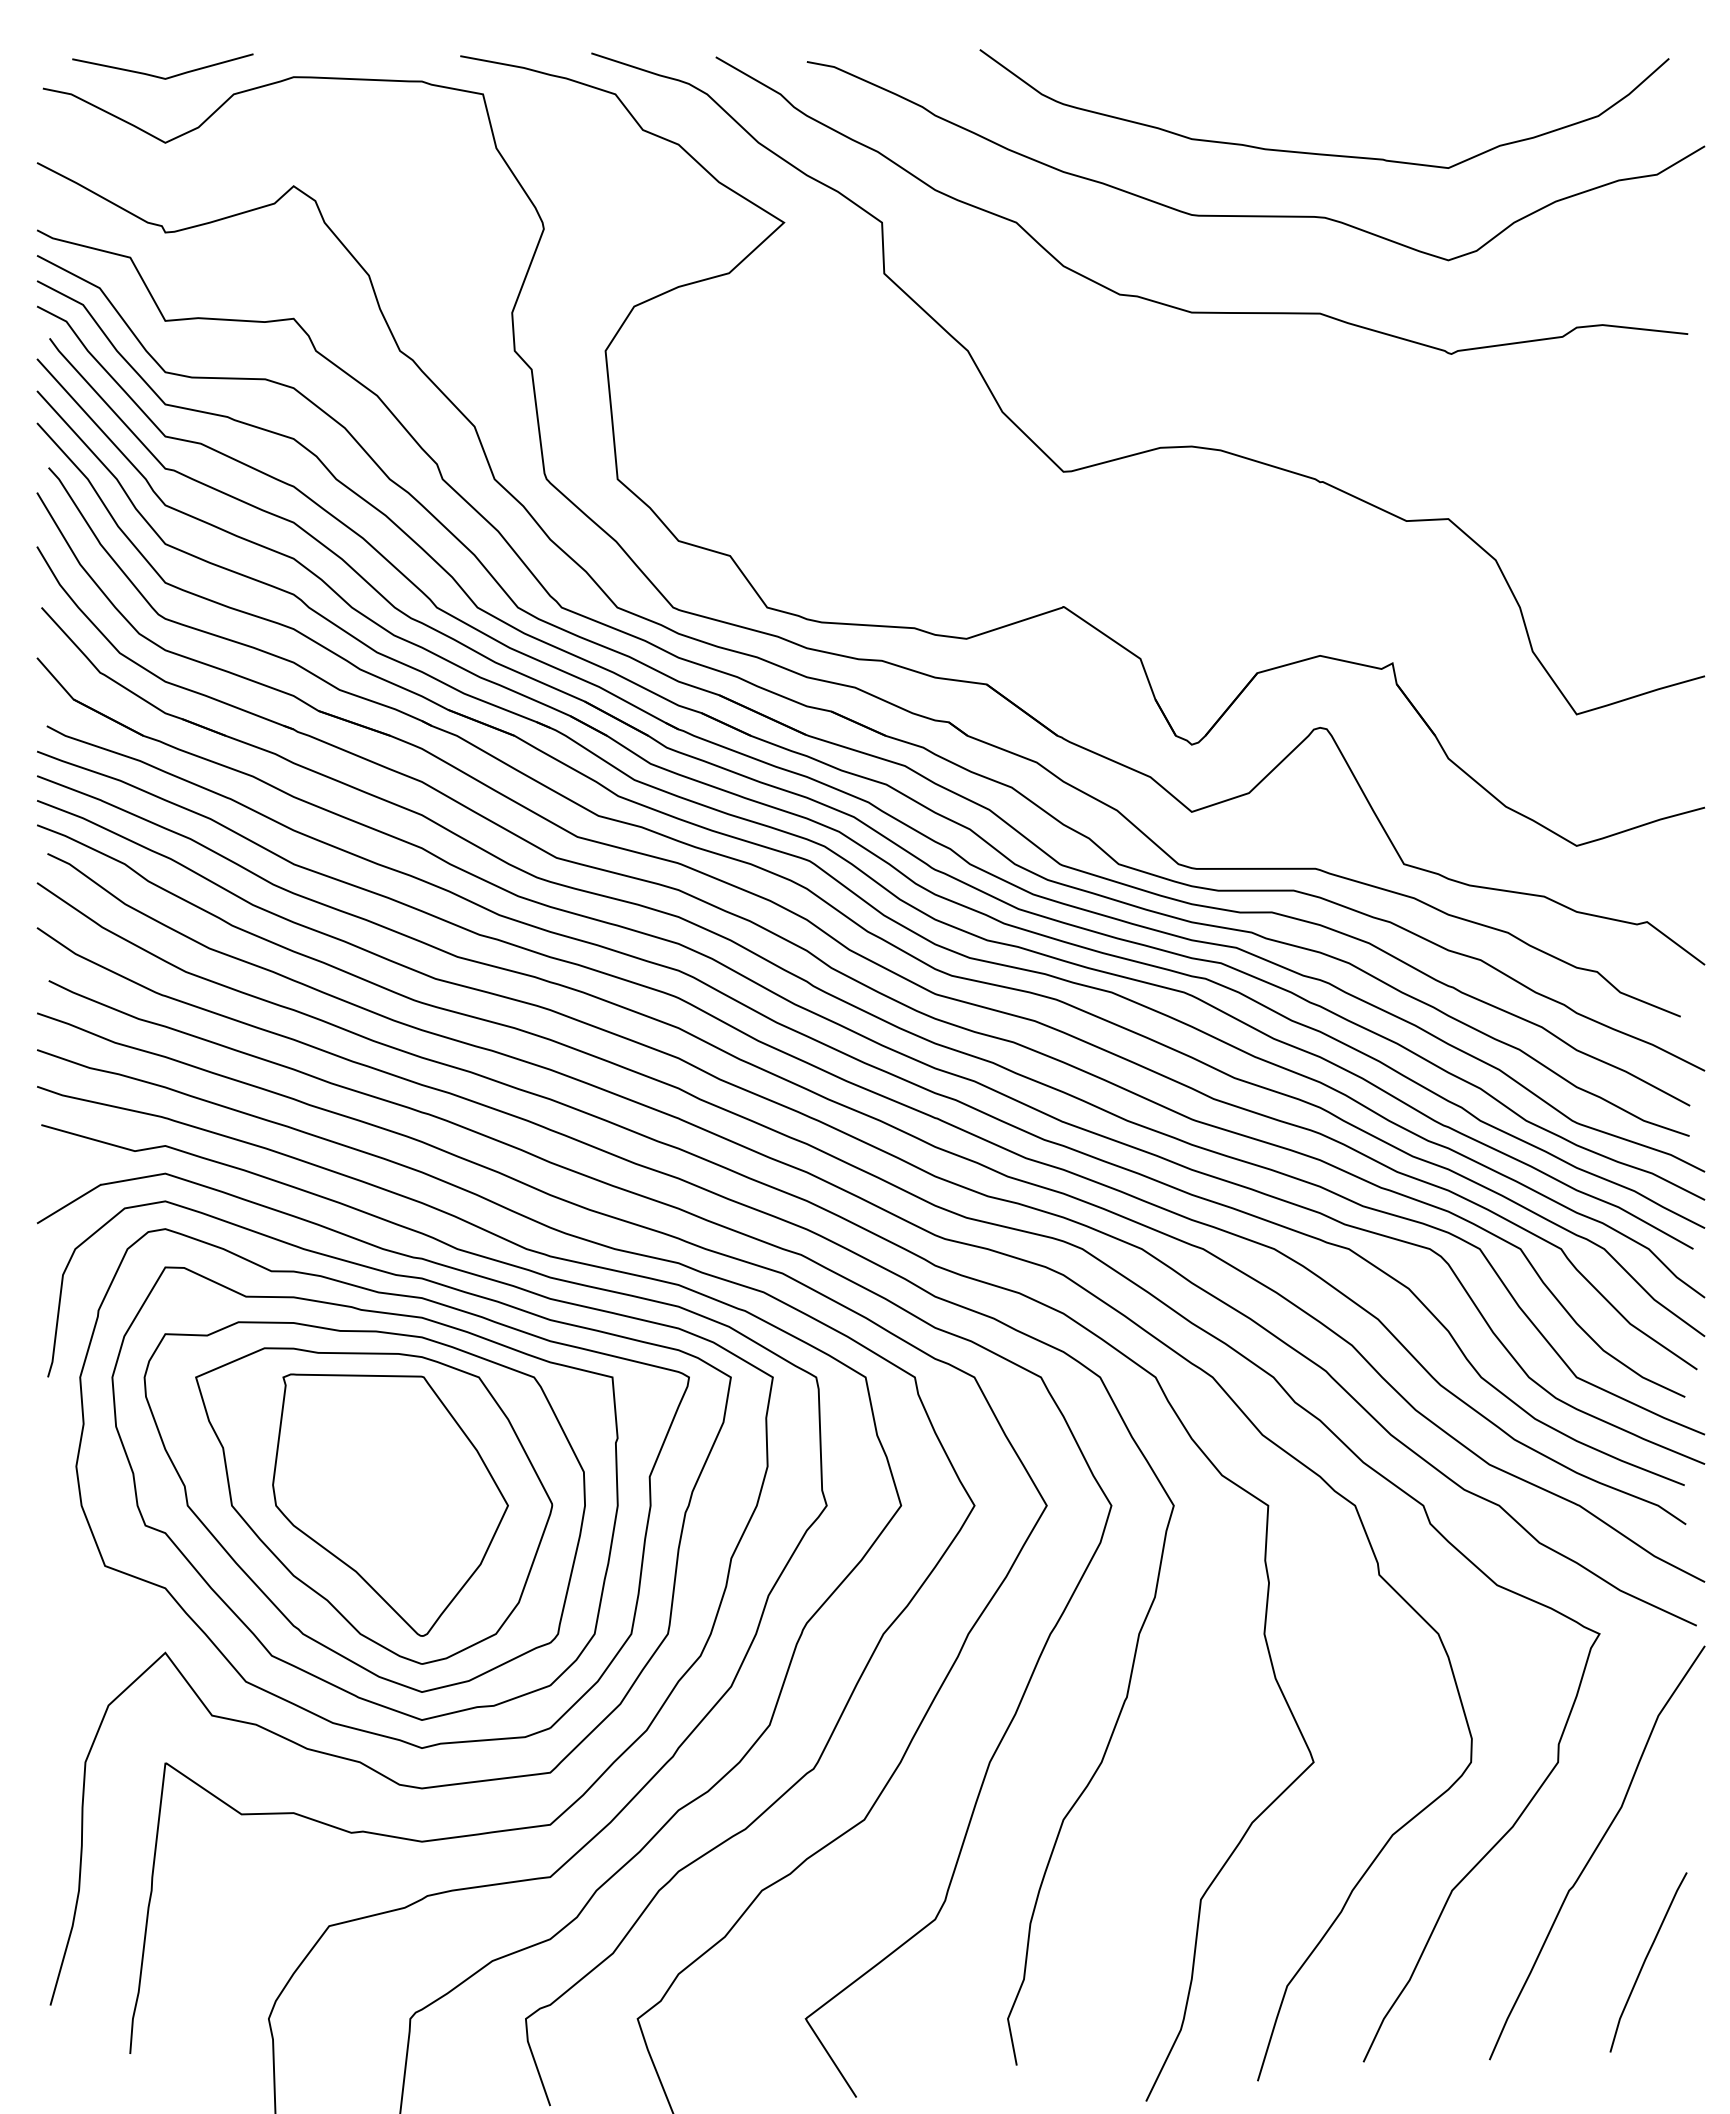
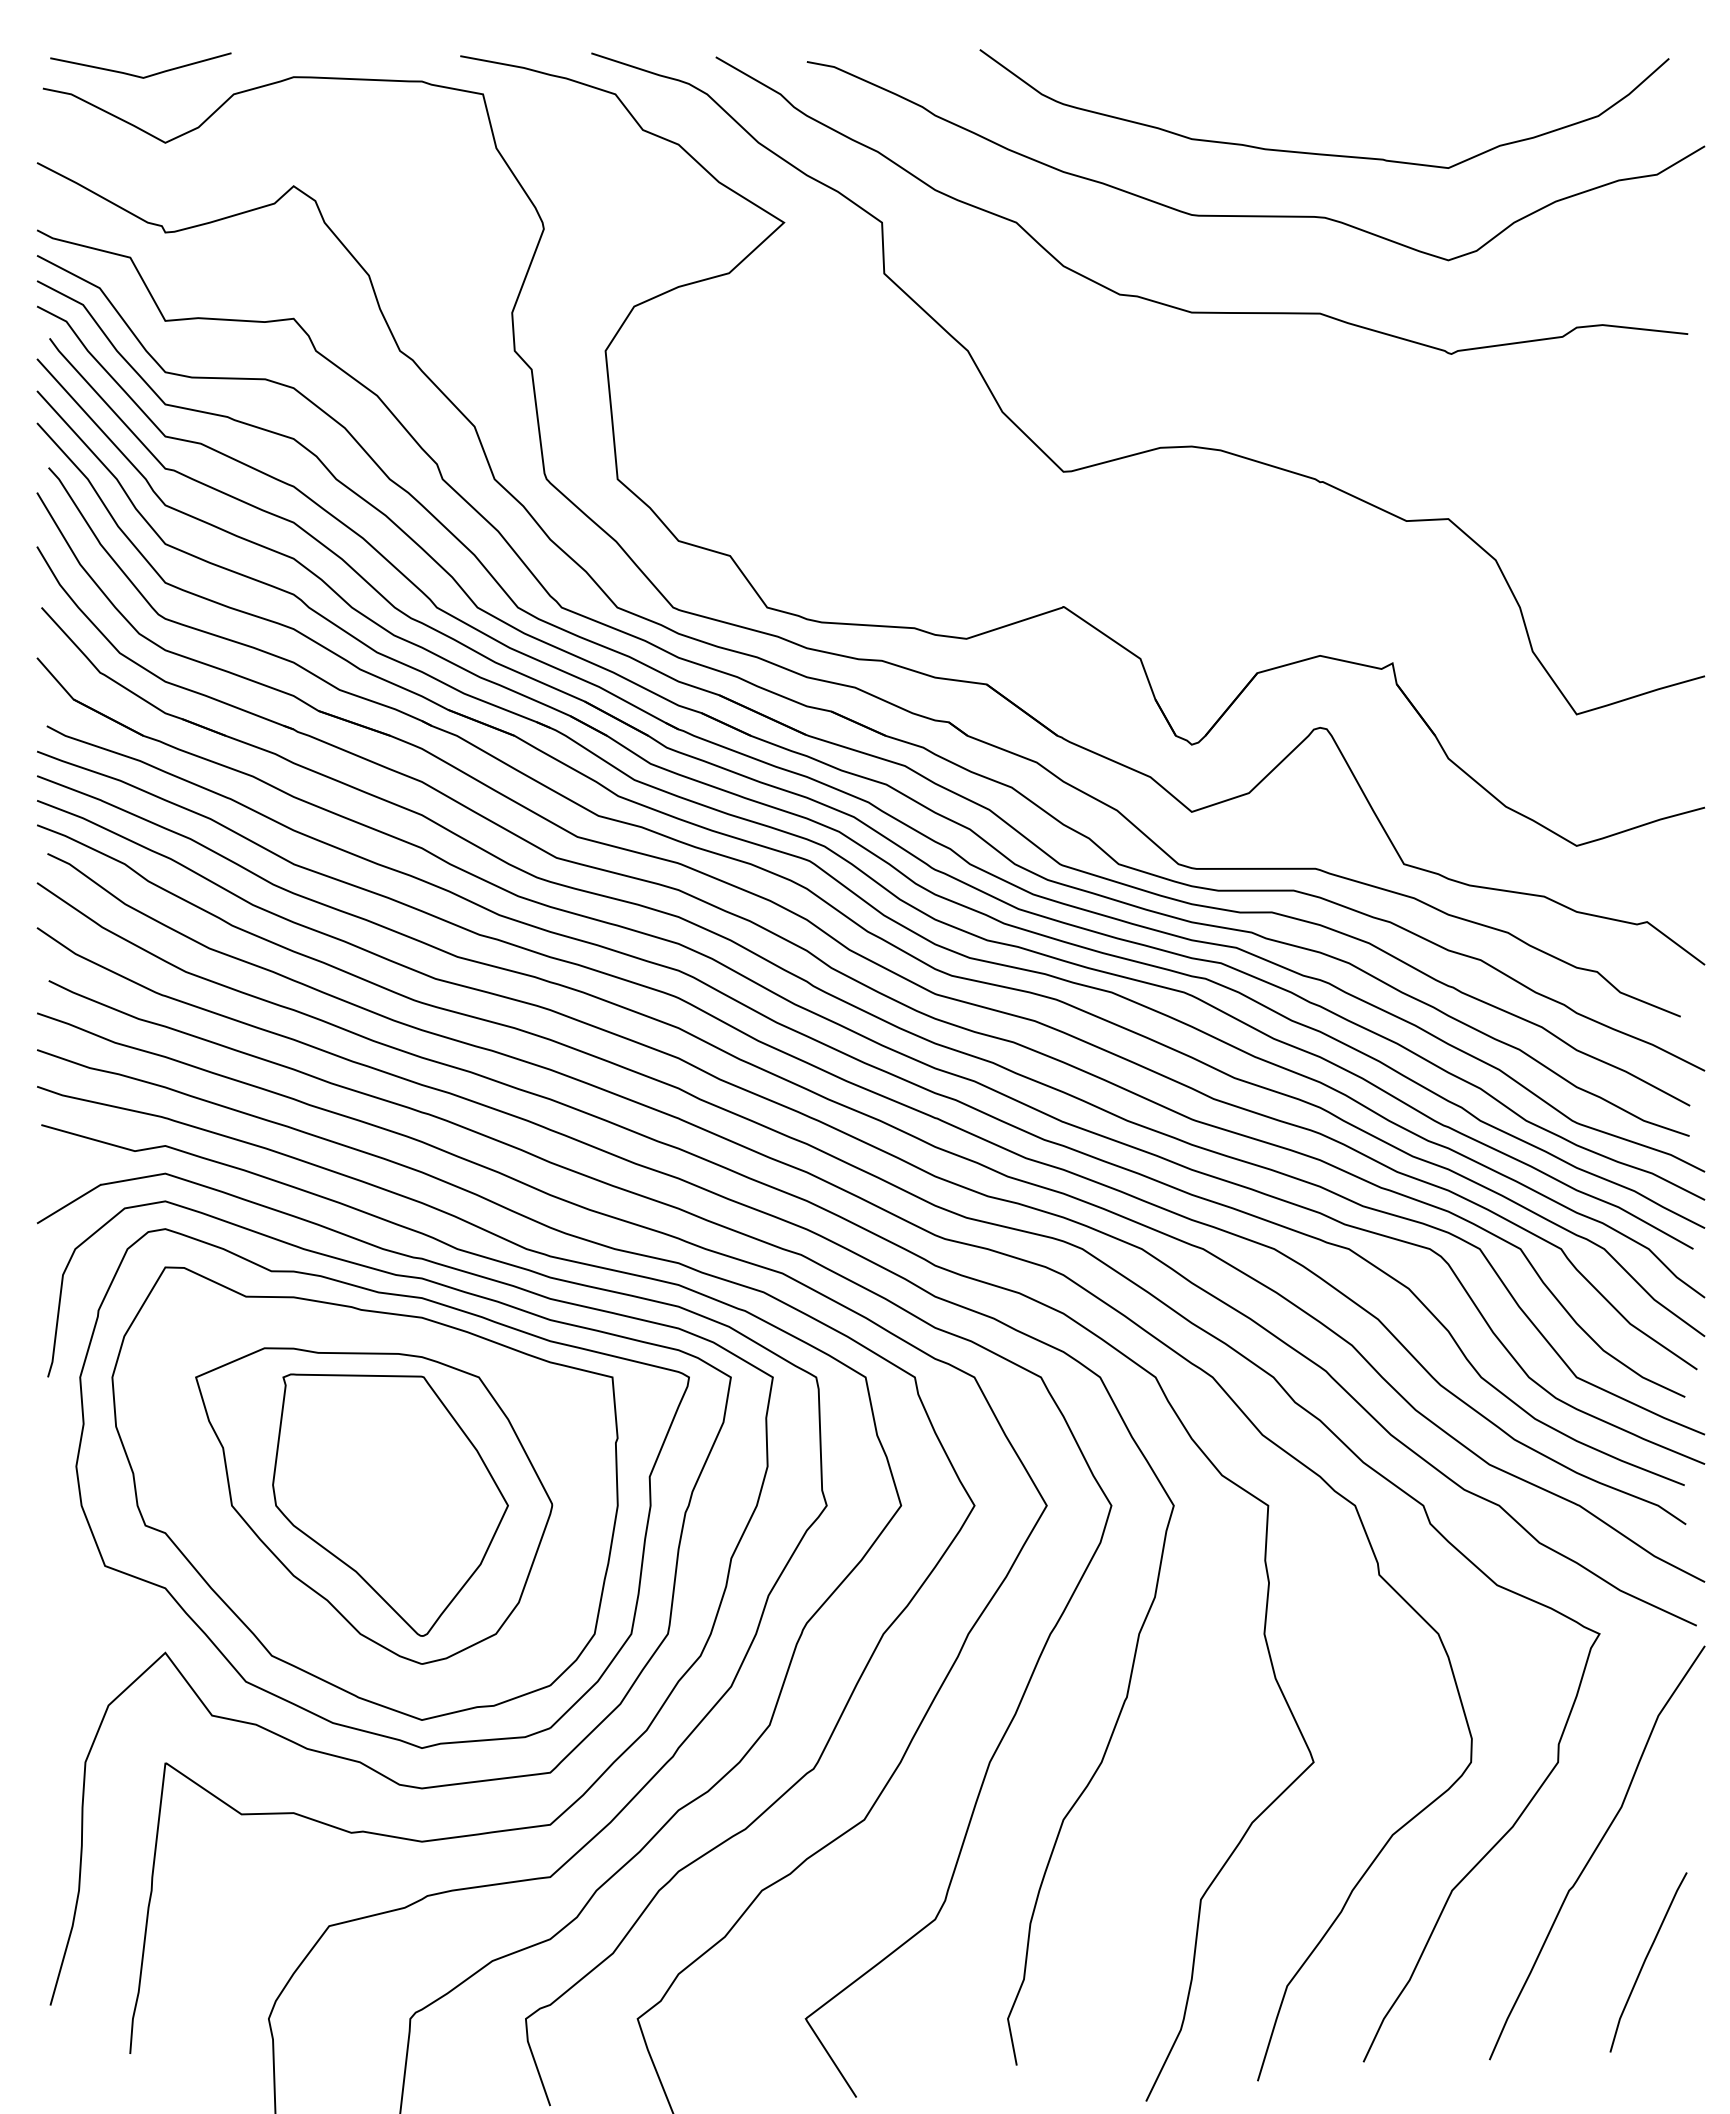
line position: (160, 76) -> (138, 75) (138, 75)
part: present -> none (364, 1506)
